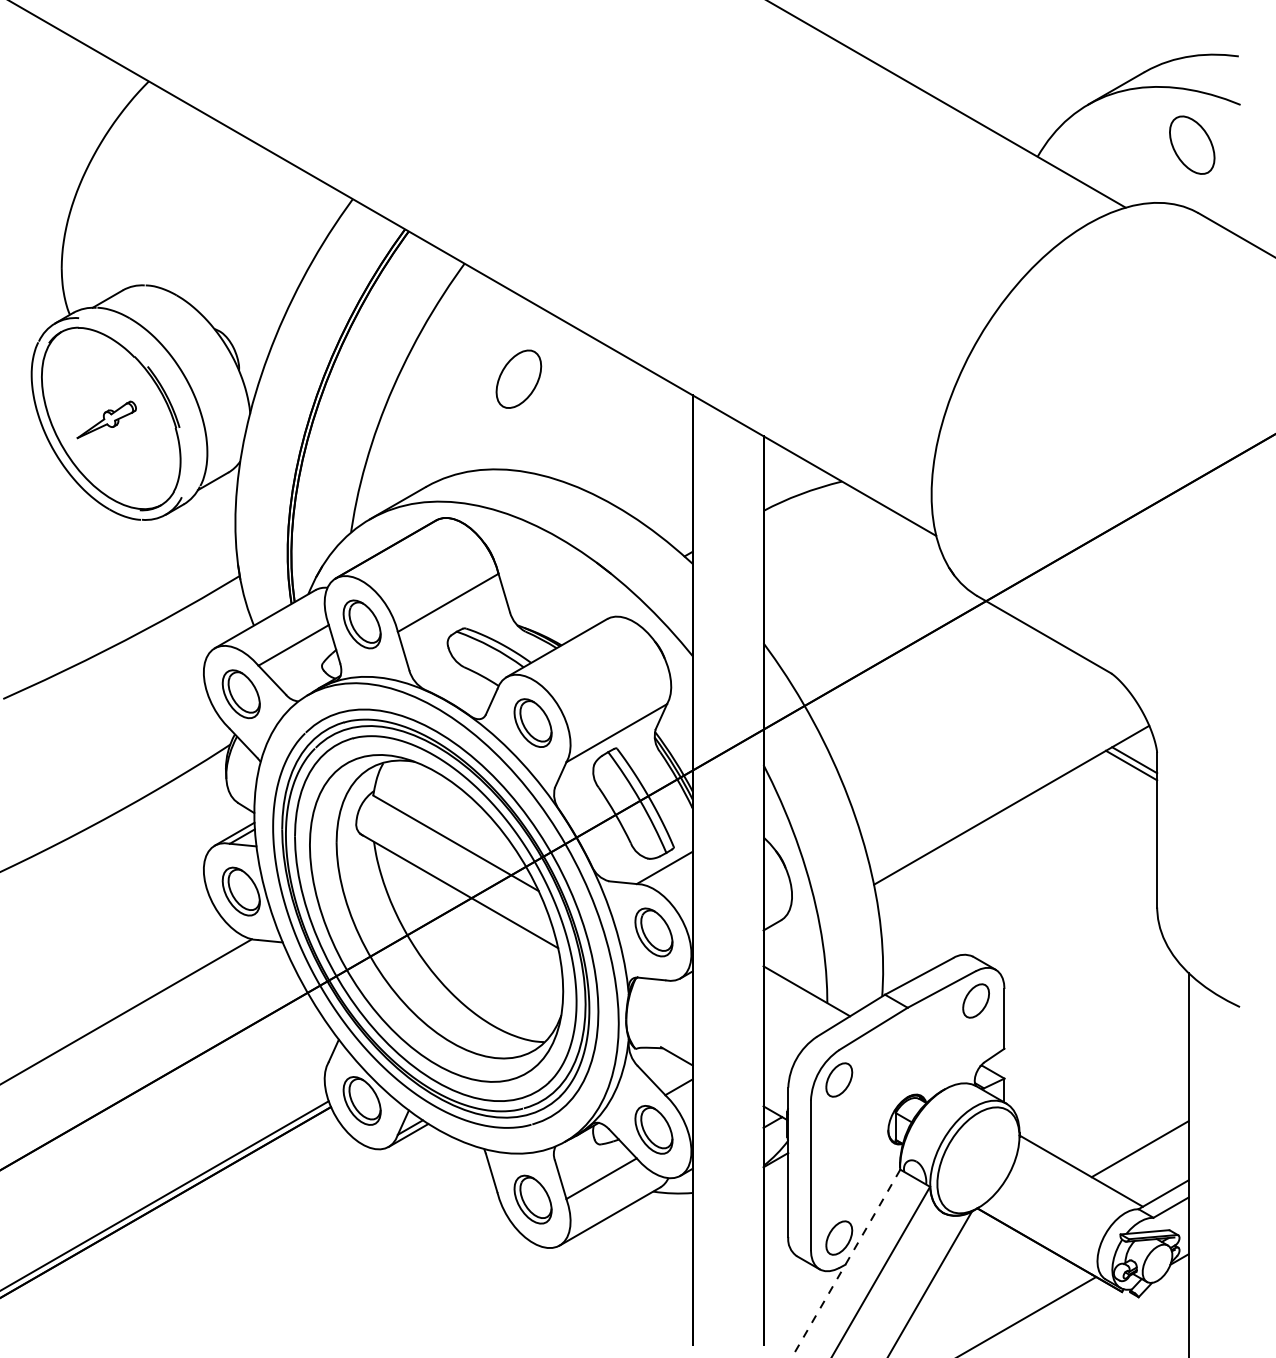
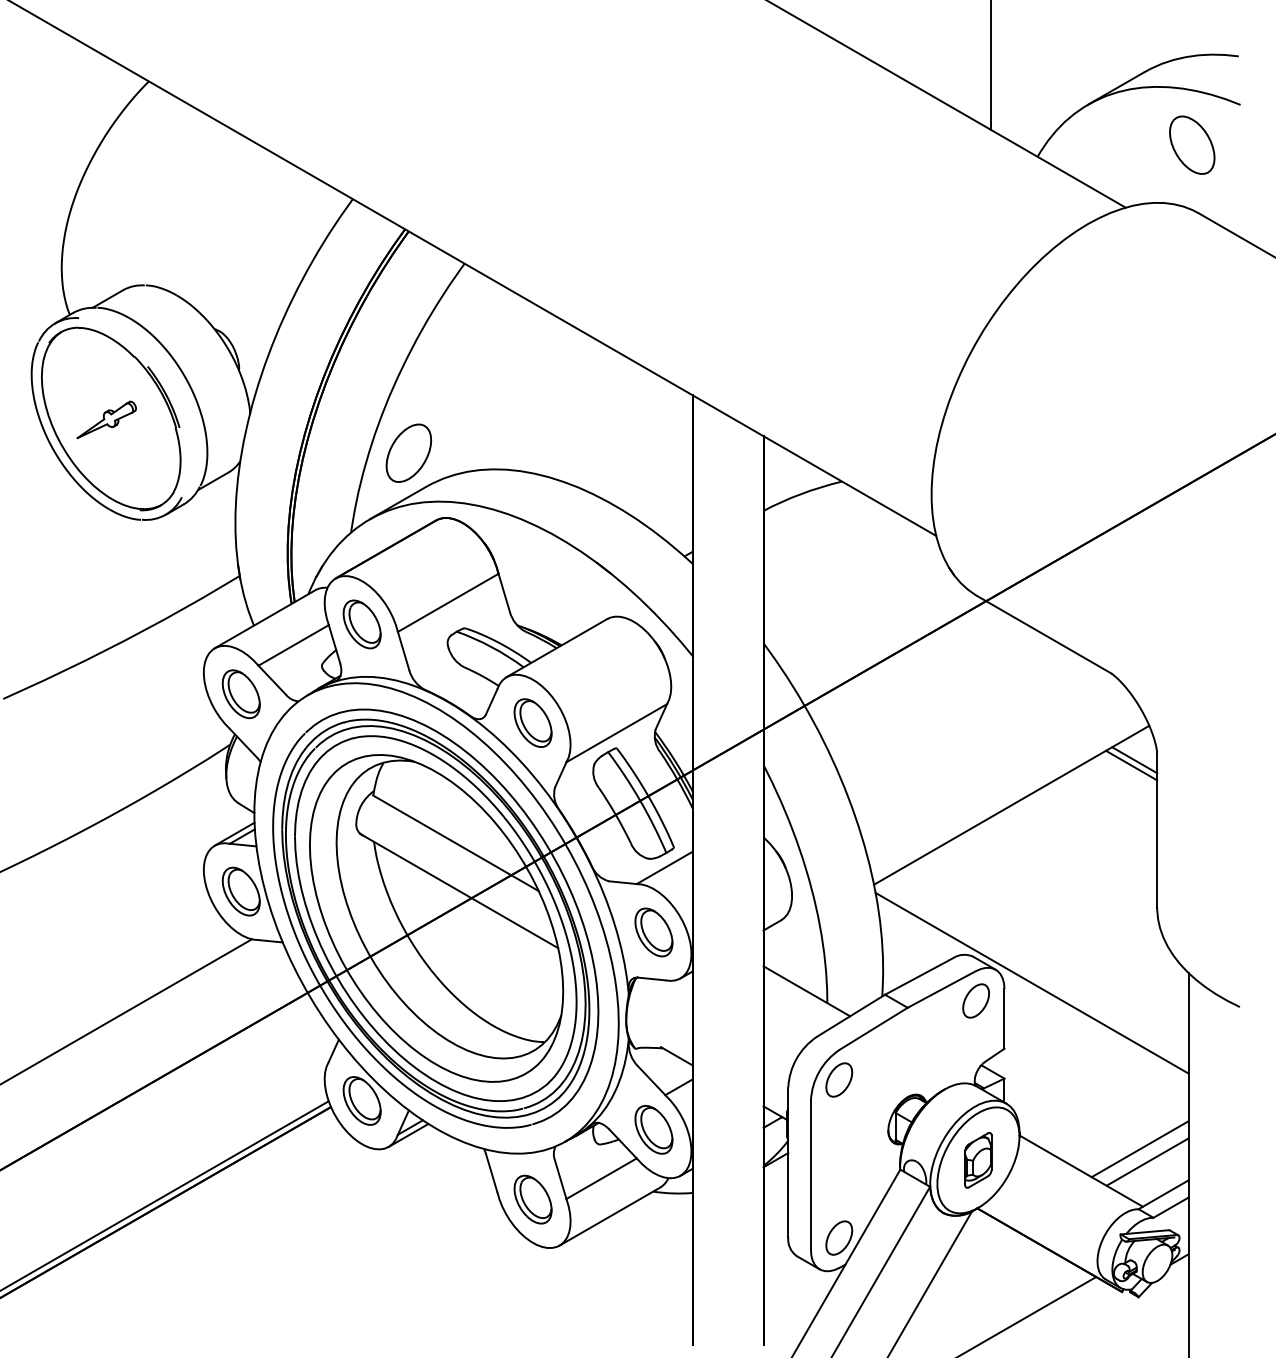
line: none -> present (991, 65)
part position: (518, 378) -> (408, 452) (408, 452)
line: none -> present (1031, 982)
part: none -> present (978, 1160)
line: none -> present (1147, 1161)
line: dashed -> solid (845, 1263)
